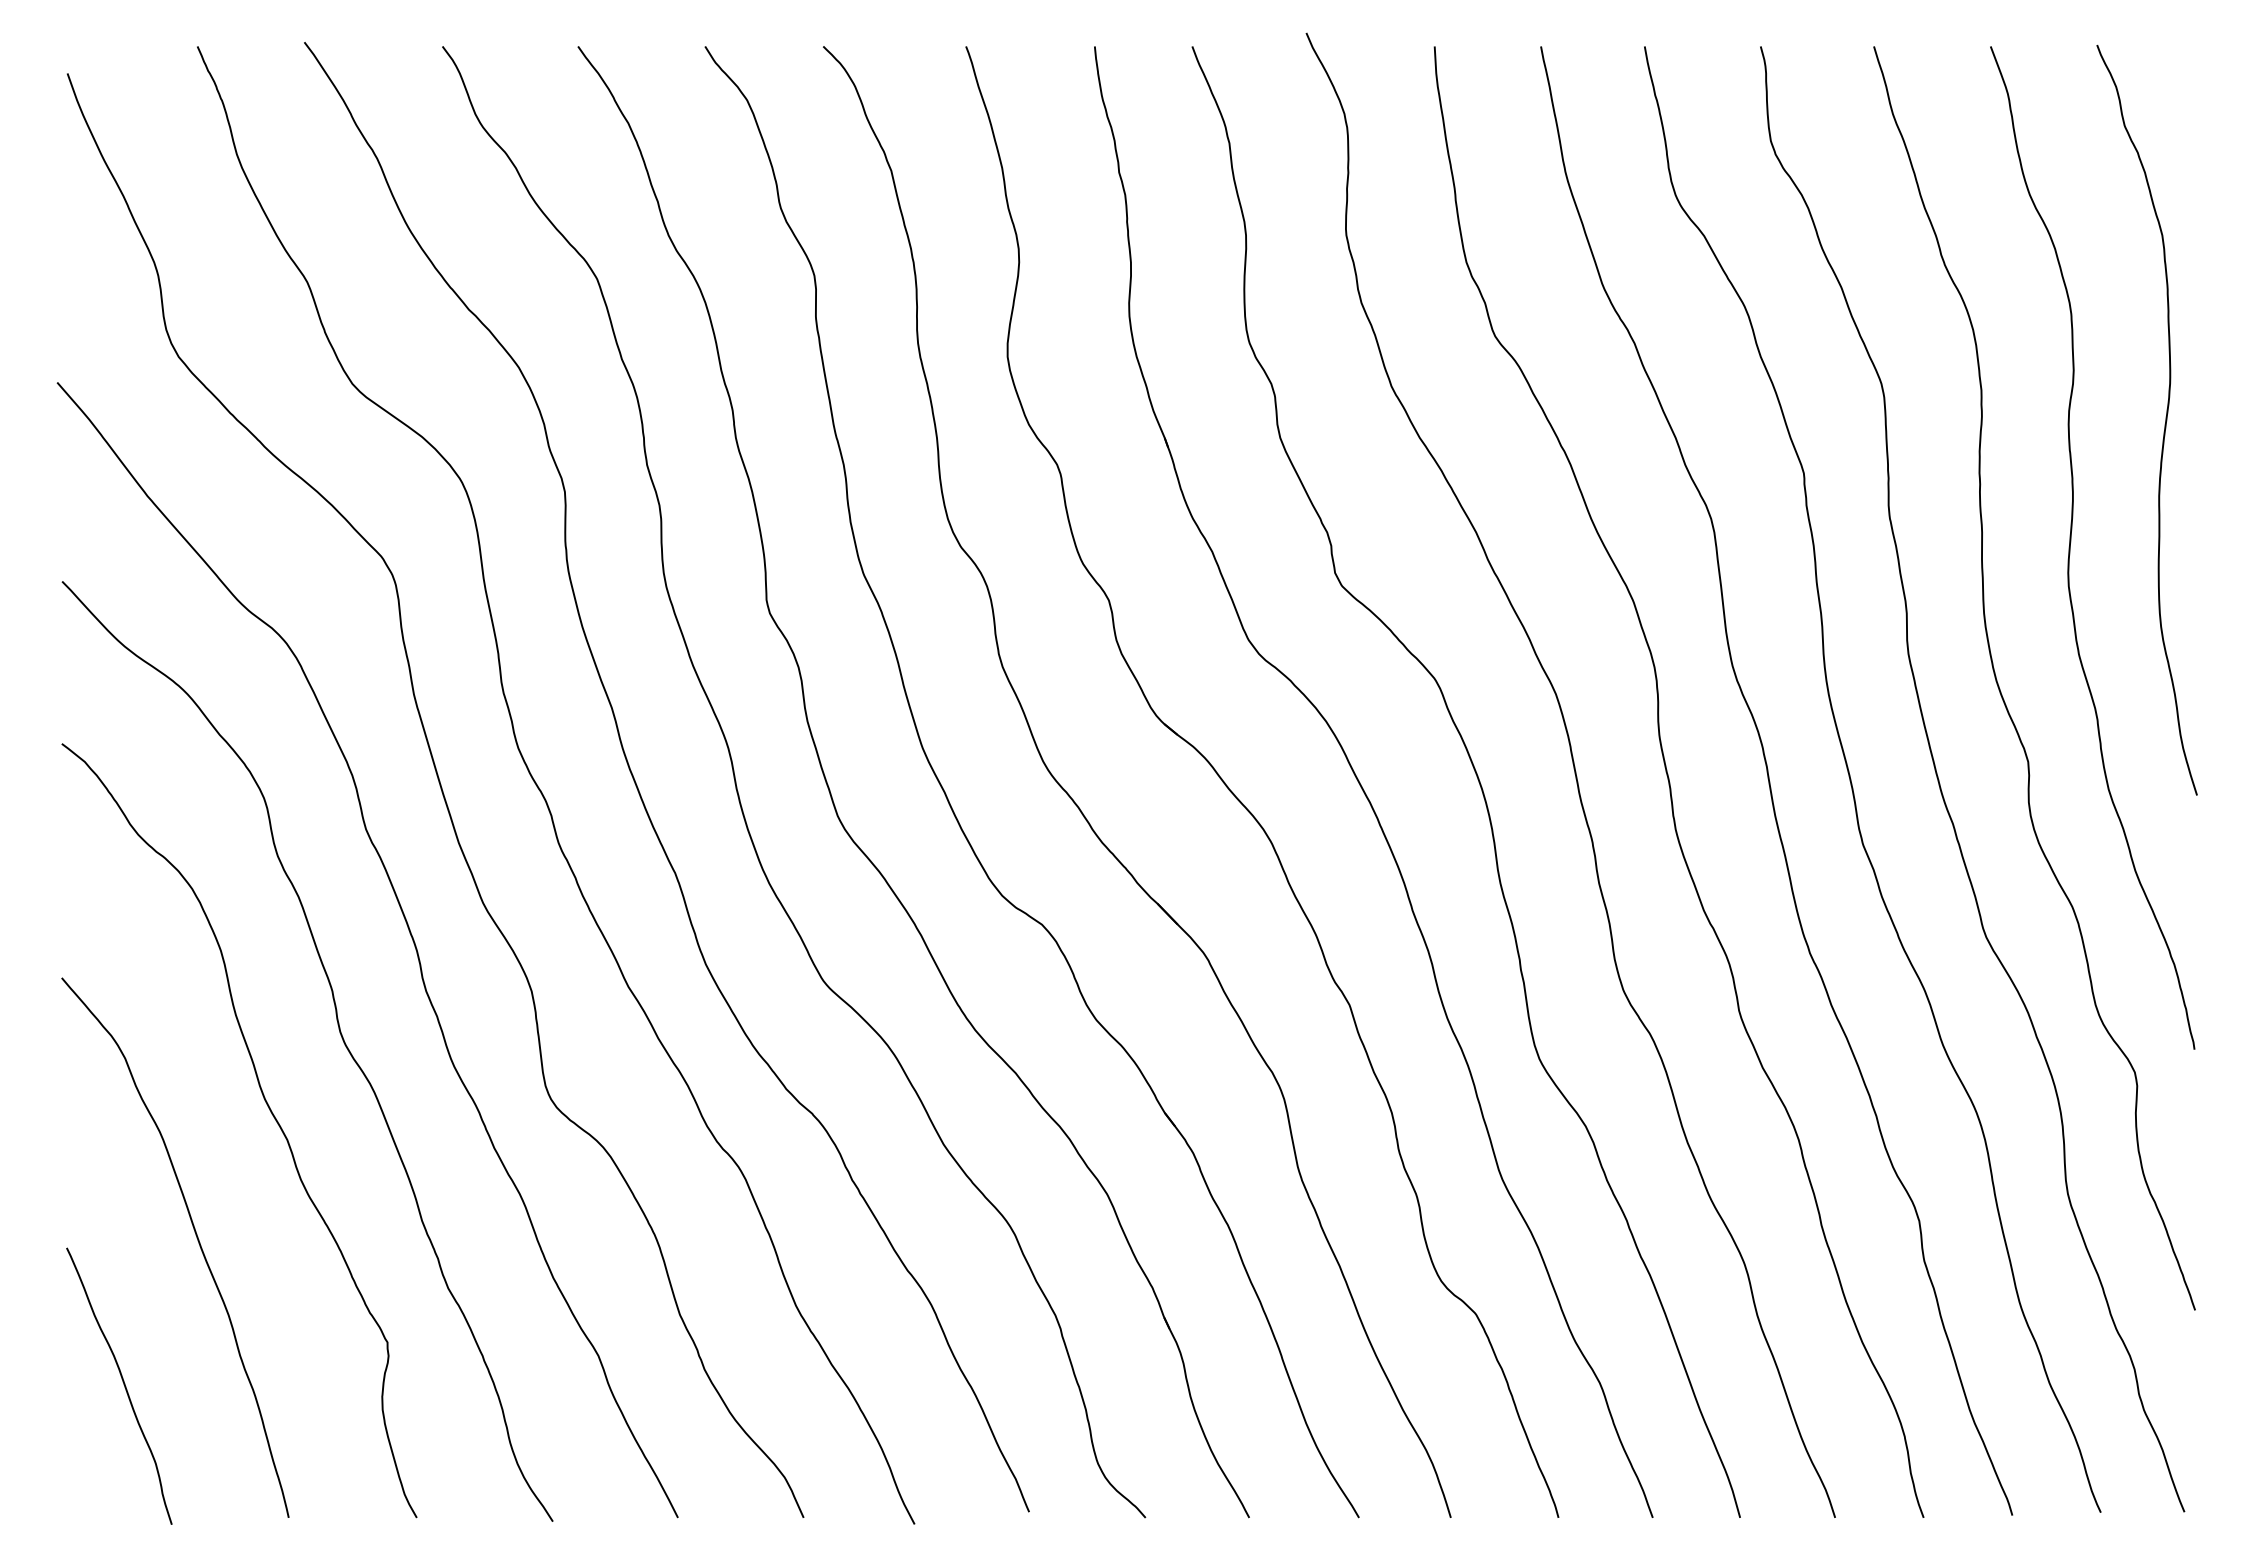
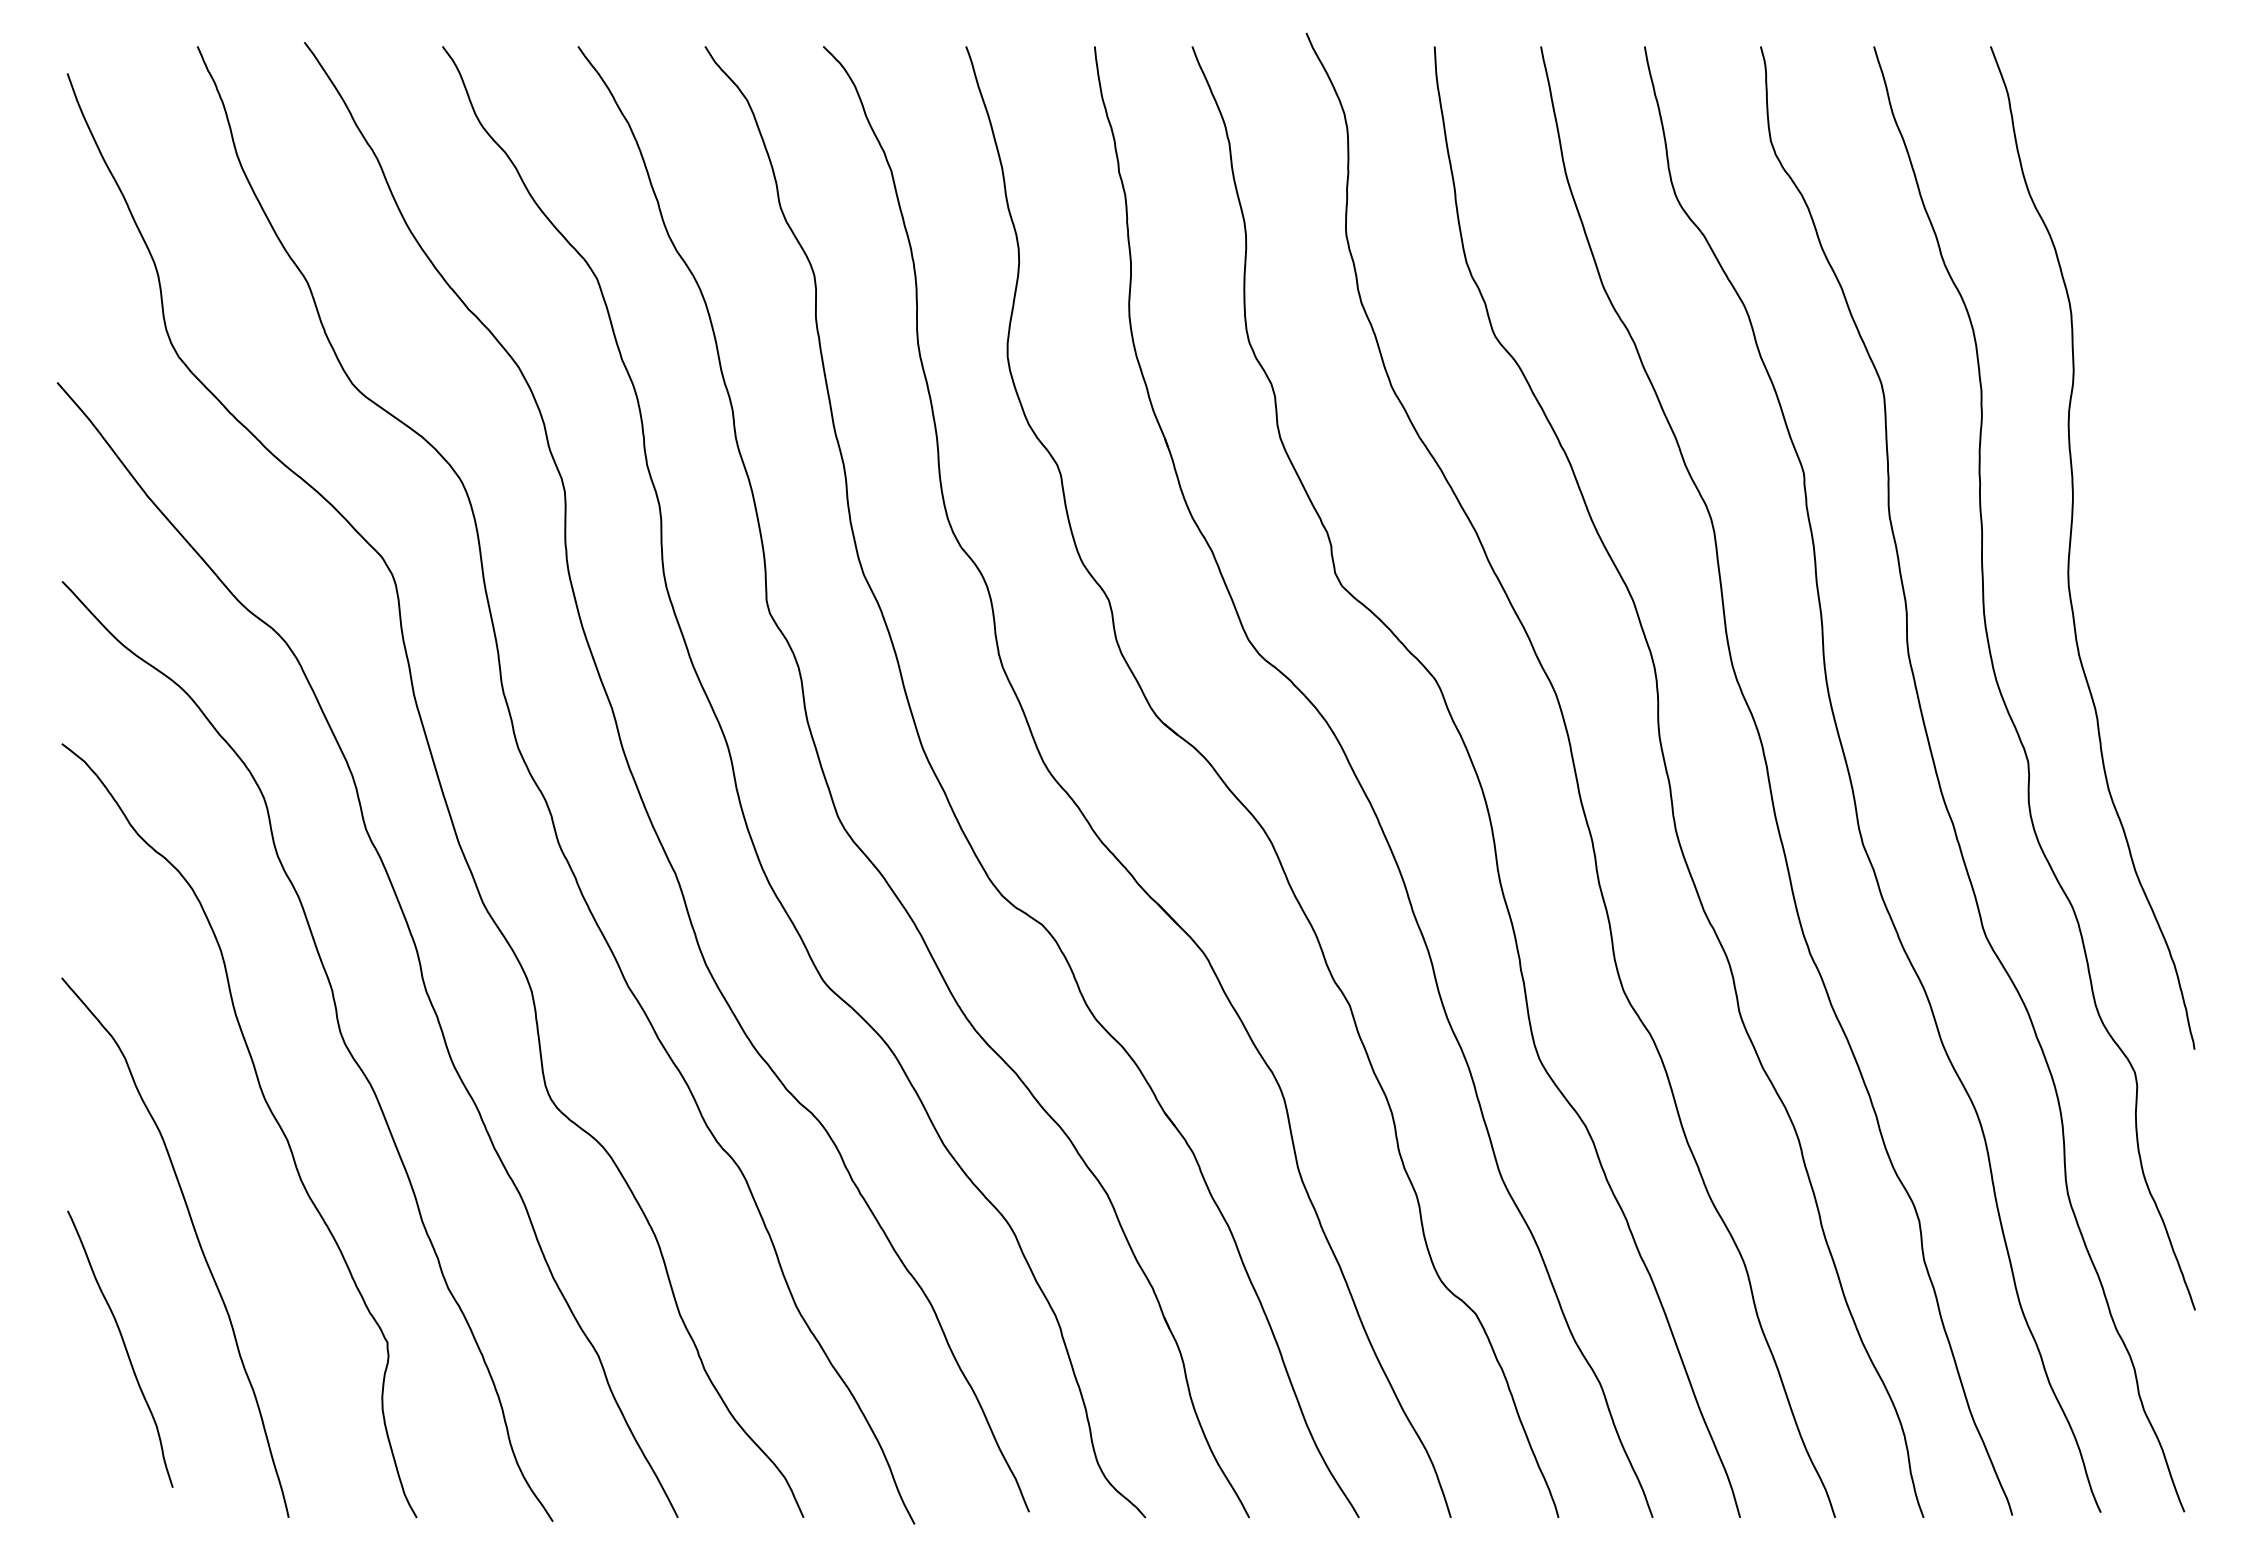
curve: present -> none (2164, 424)
curve position: (123, 1384) -> (124, 1347) (124, 1347)
